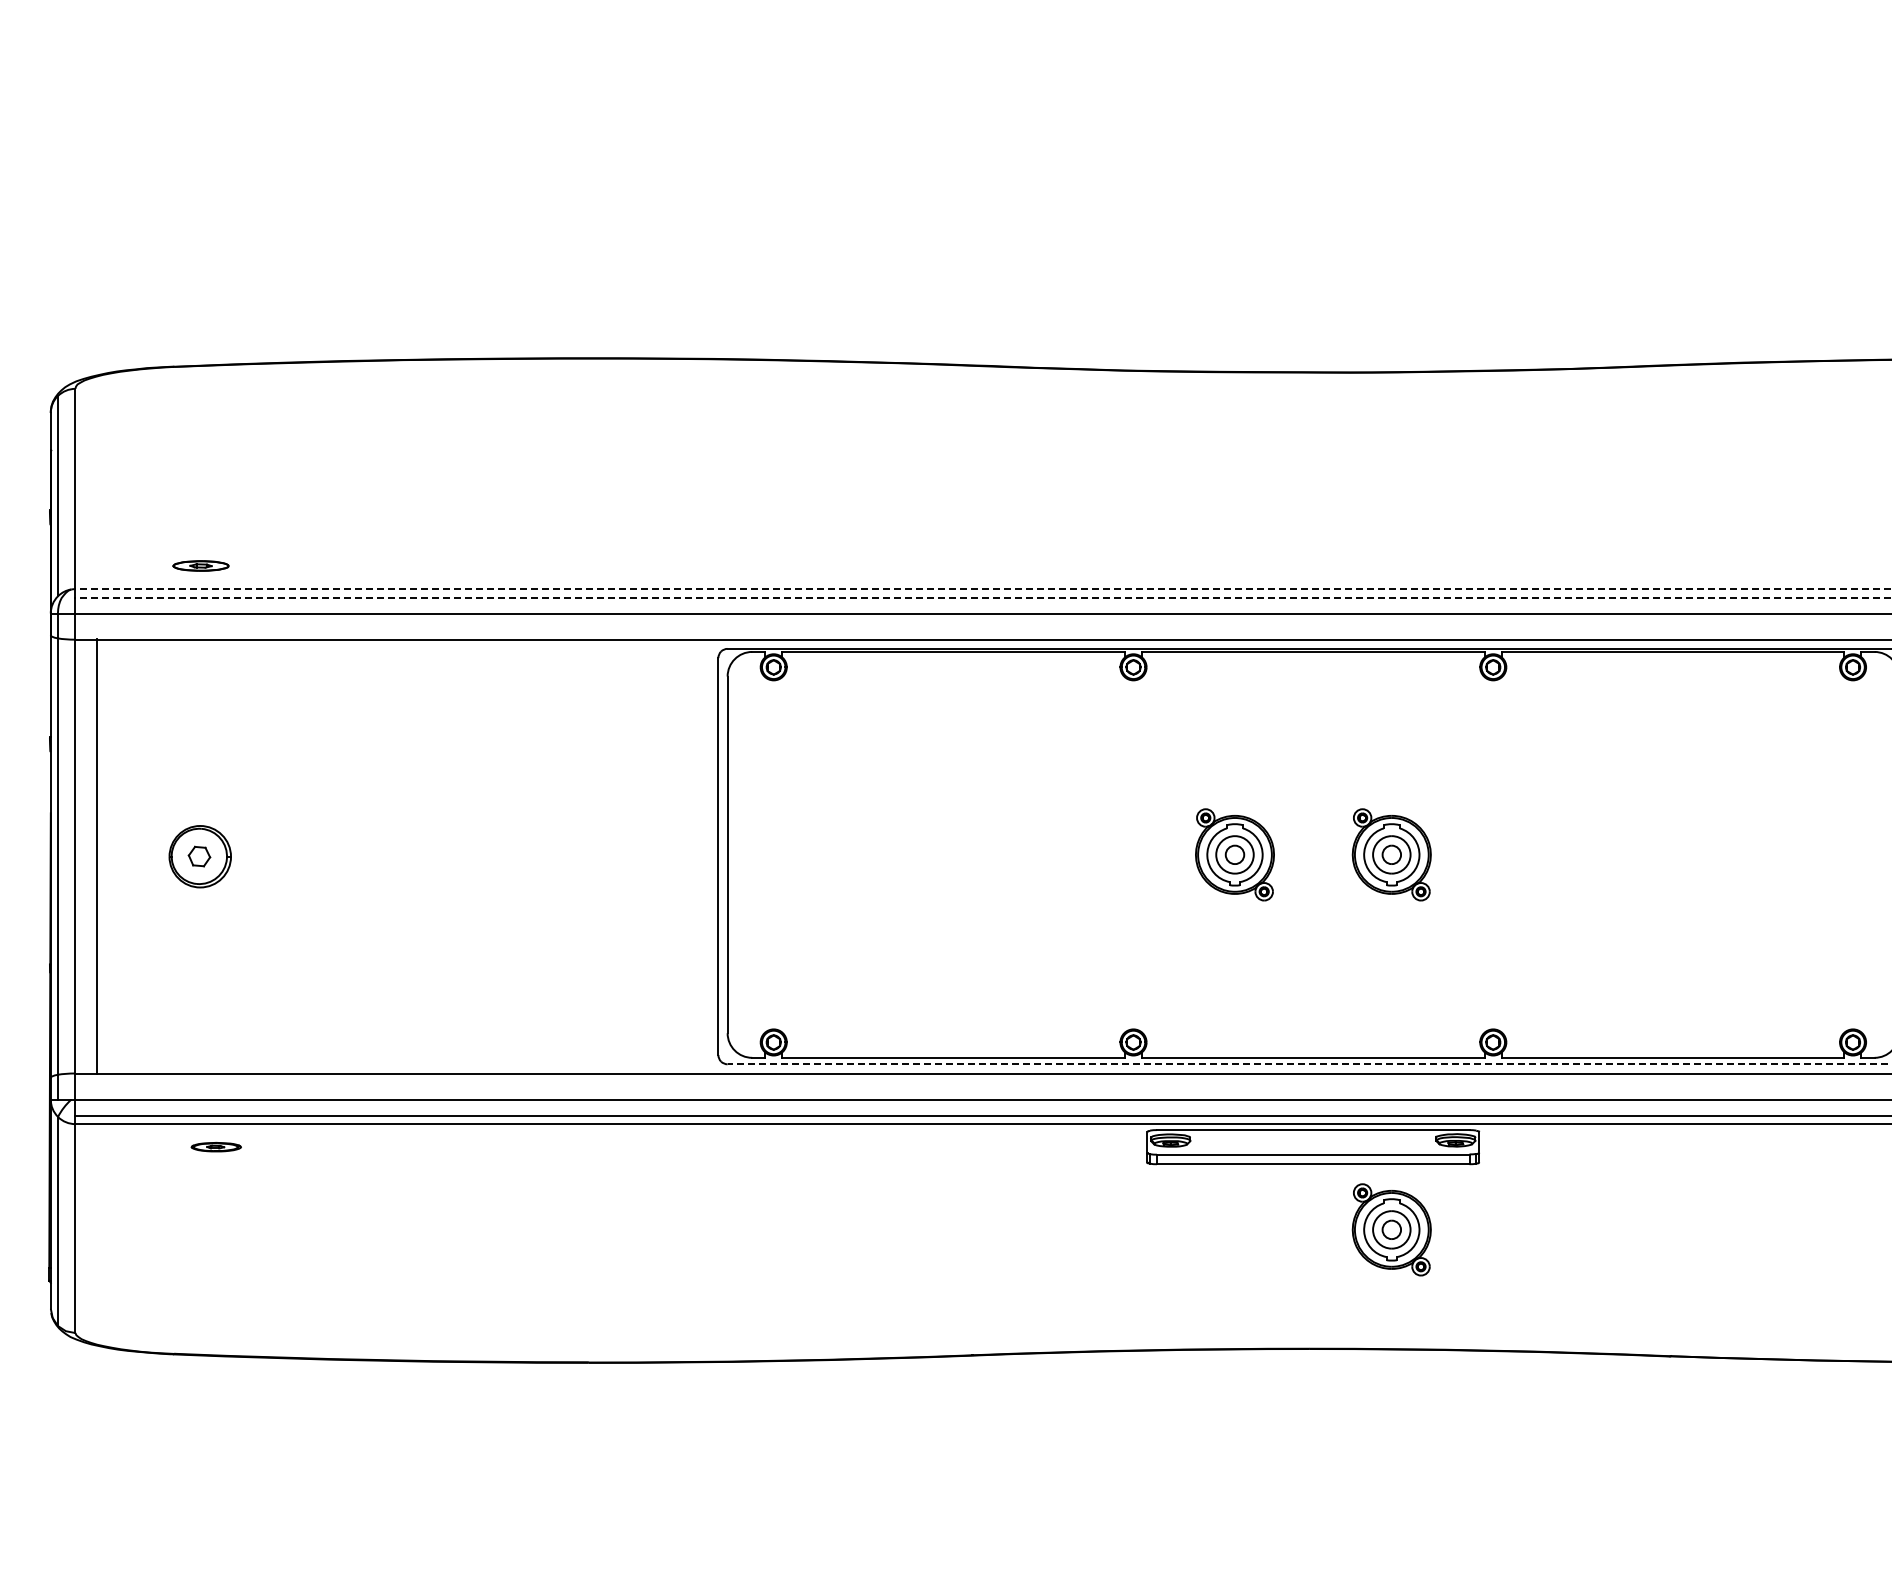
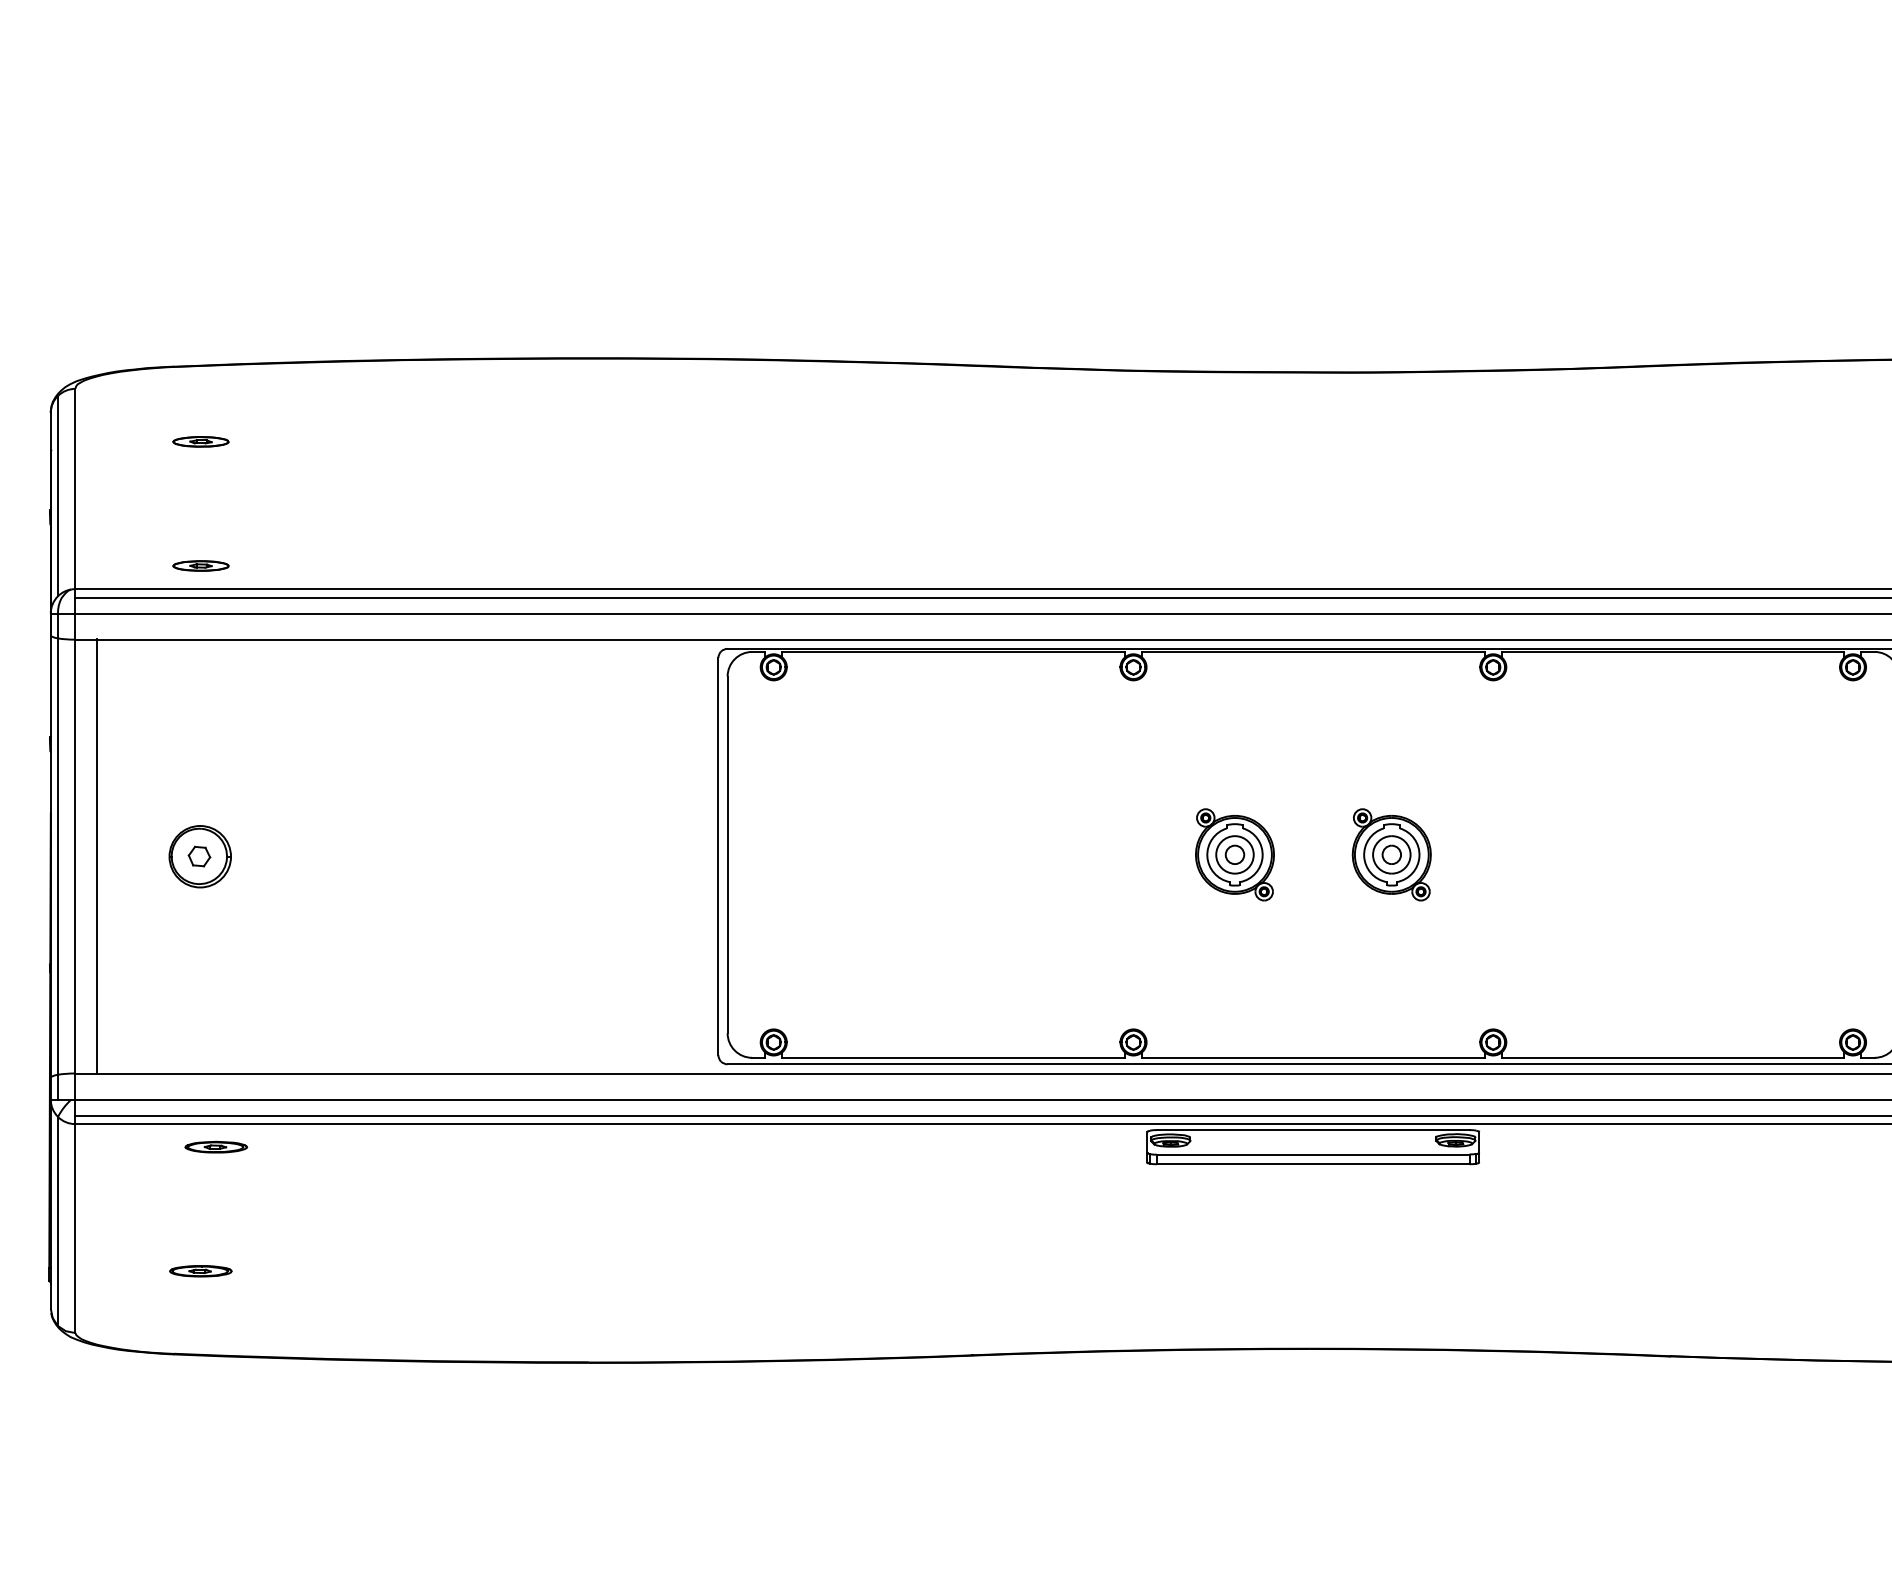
part: none -> present (200, 441)
line: dashed -> solid (983, 589)
line: dashed -> solid (983, 597)
line: dashed -> solid (1309, 1064)
part size: 52x11 px -> 65x14 px (216, 1146)
part: present -> none (1391, 1229)
part: none -> present (200, 1271)
